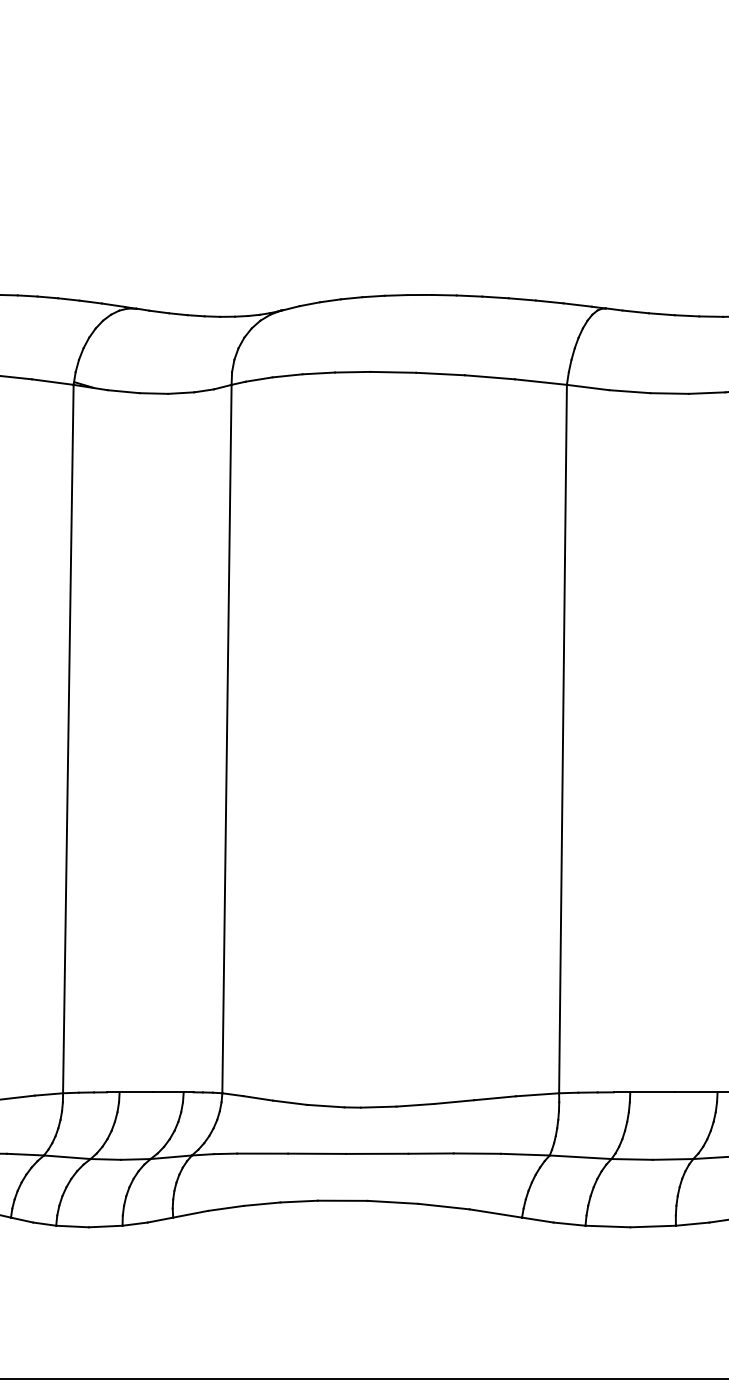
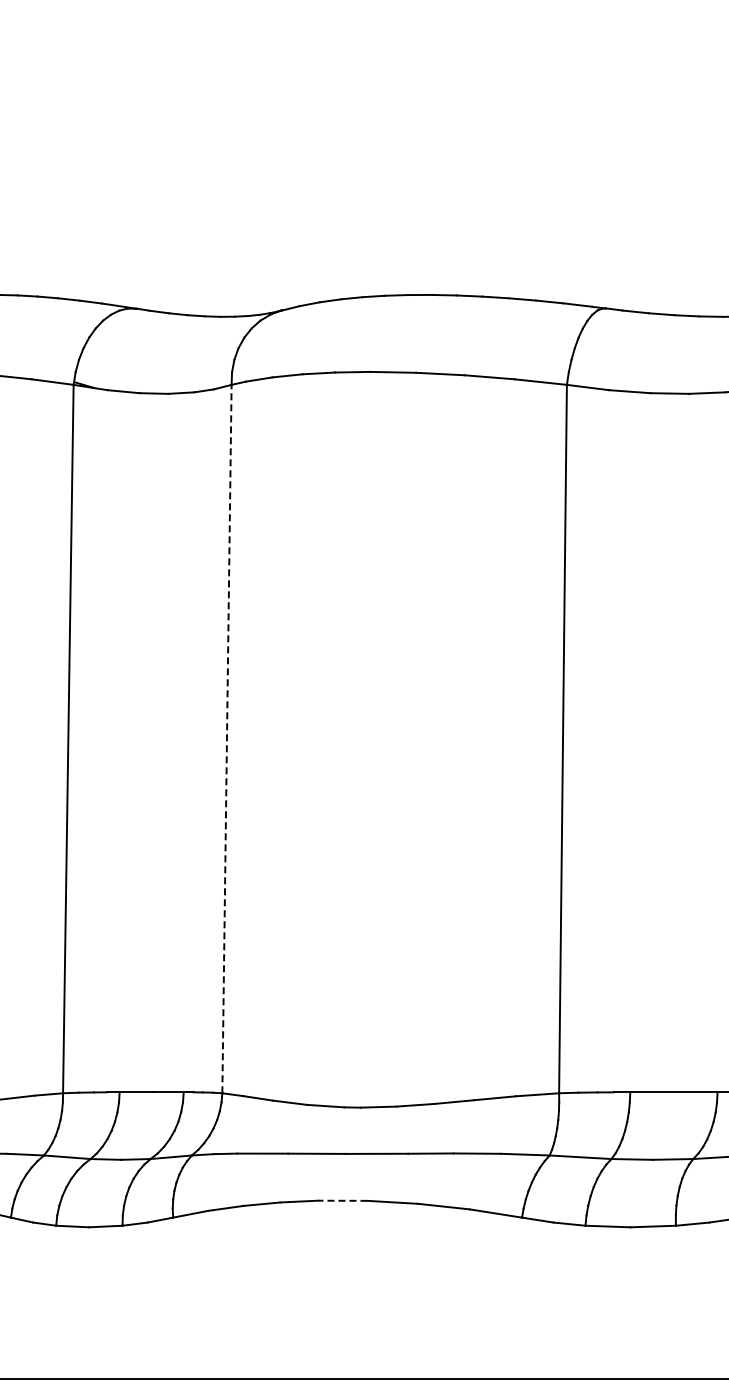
line: solid -> dashed (226, 738)
line: solid -> dashed (342, 1200)
